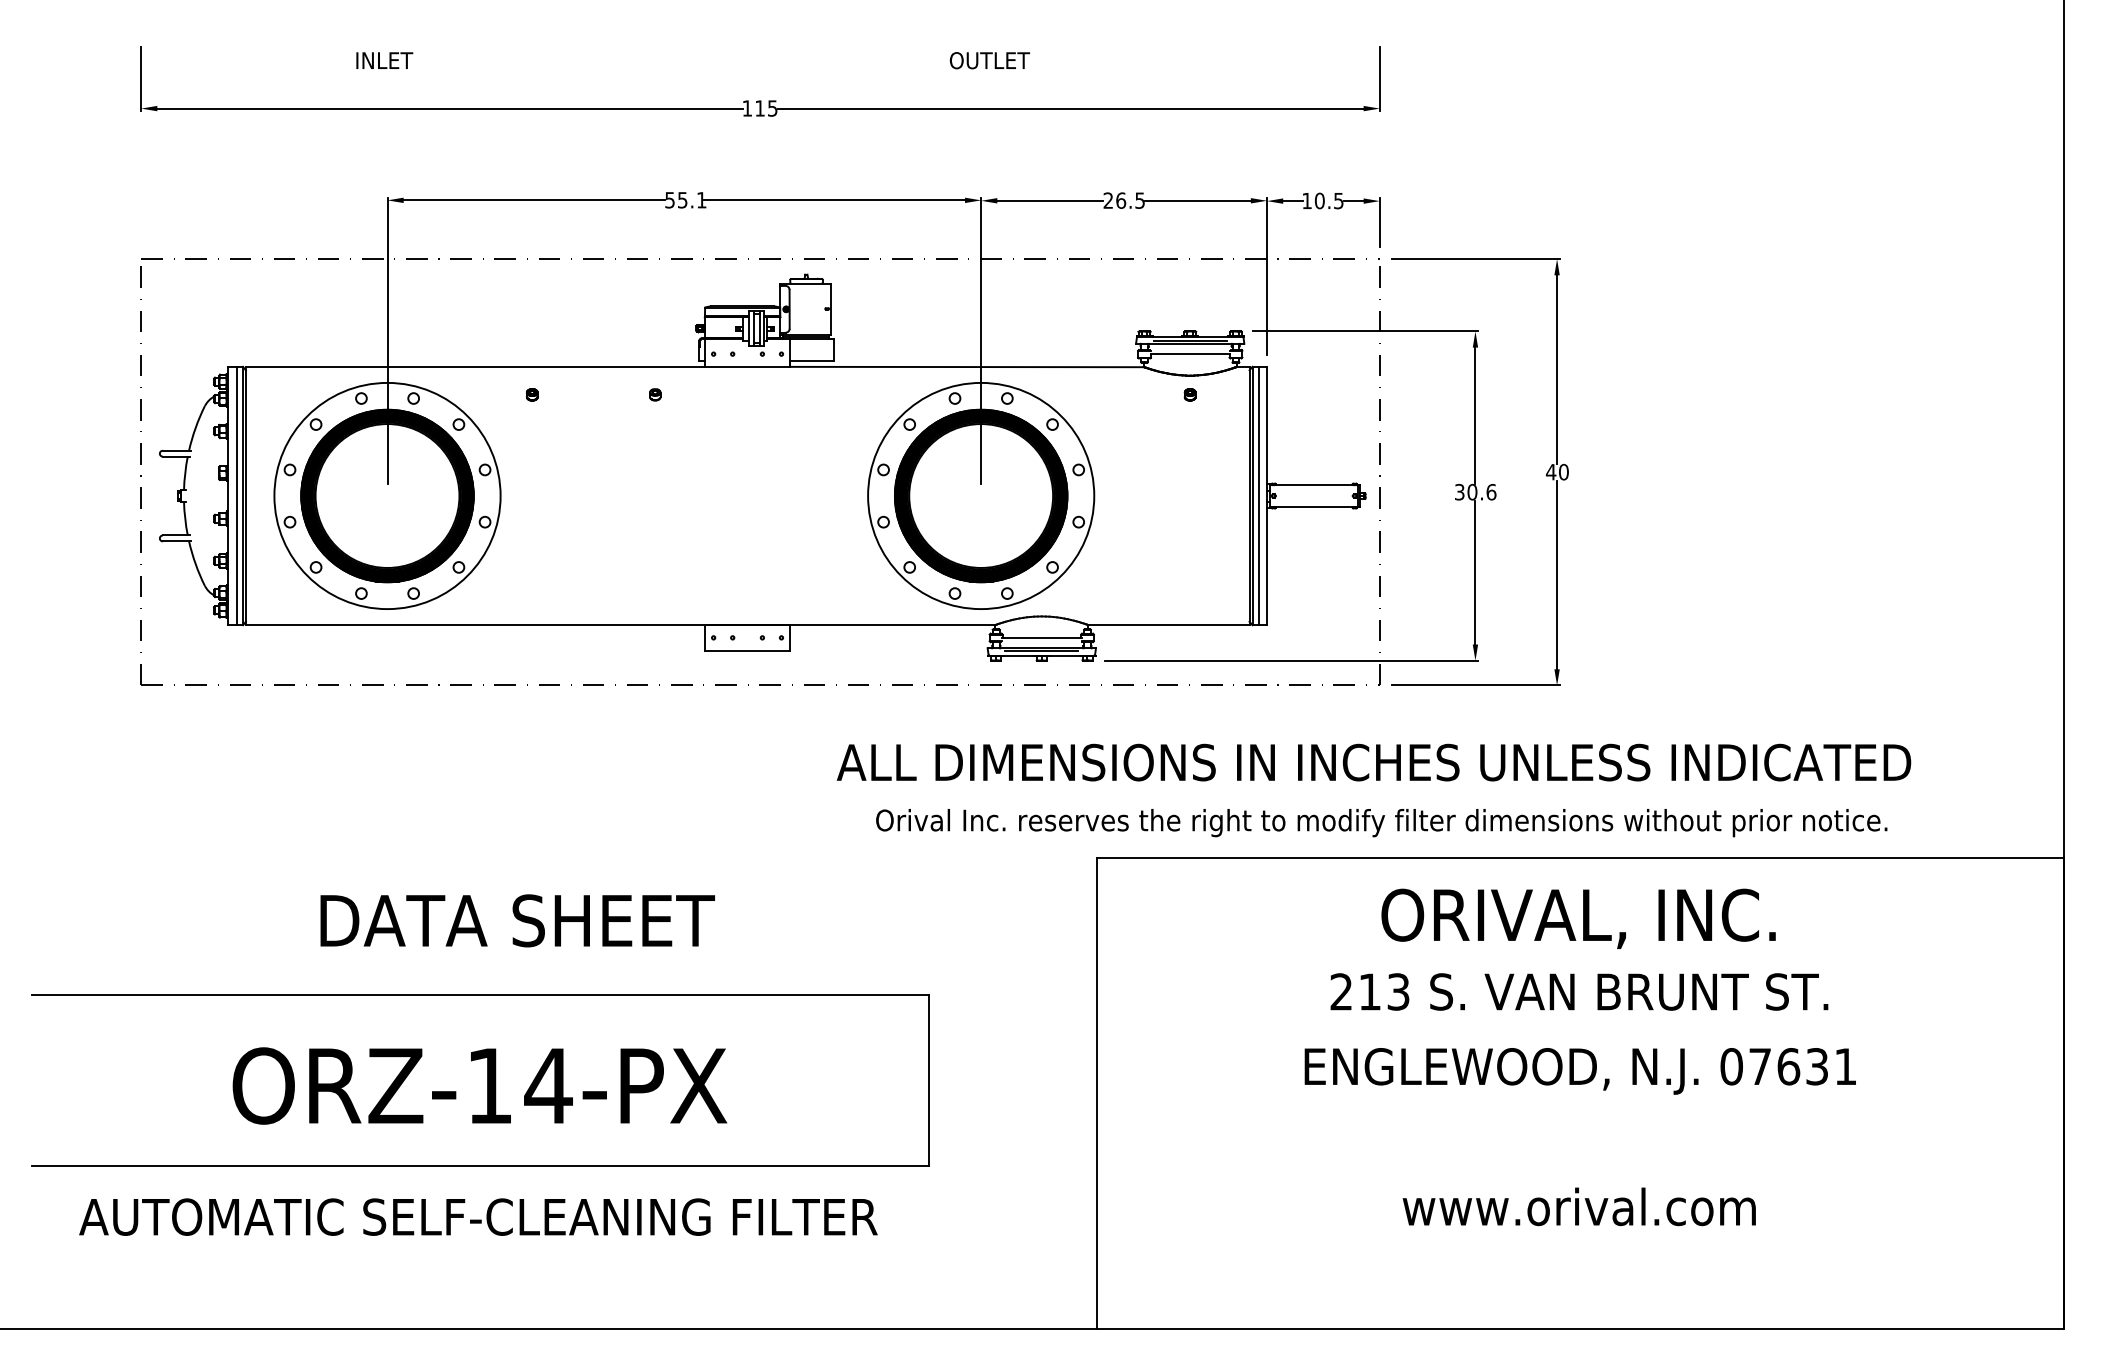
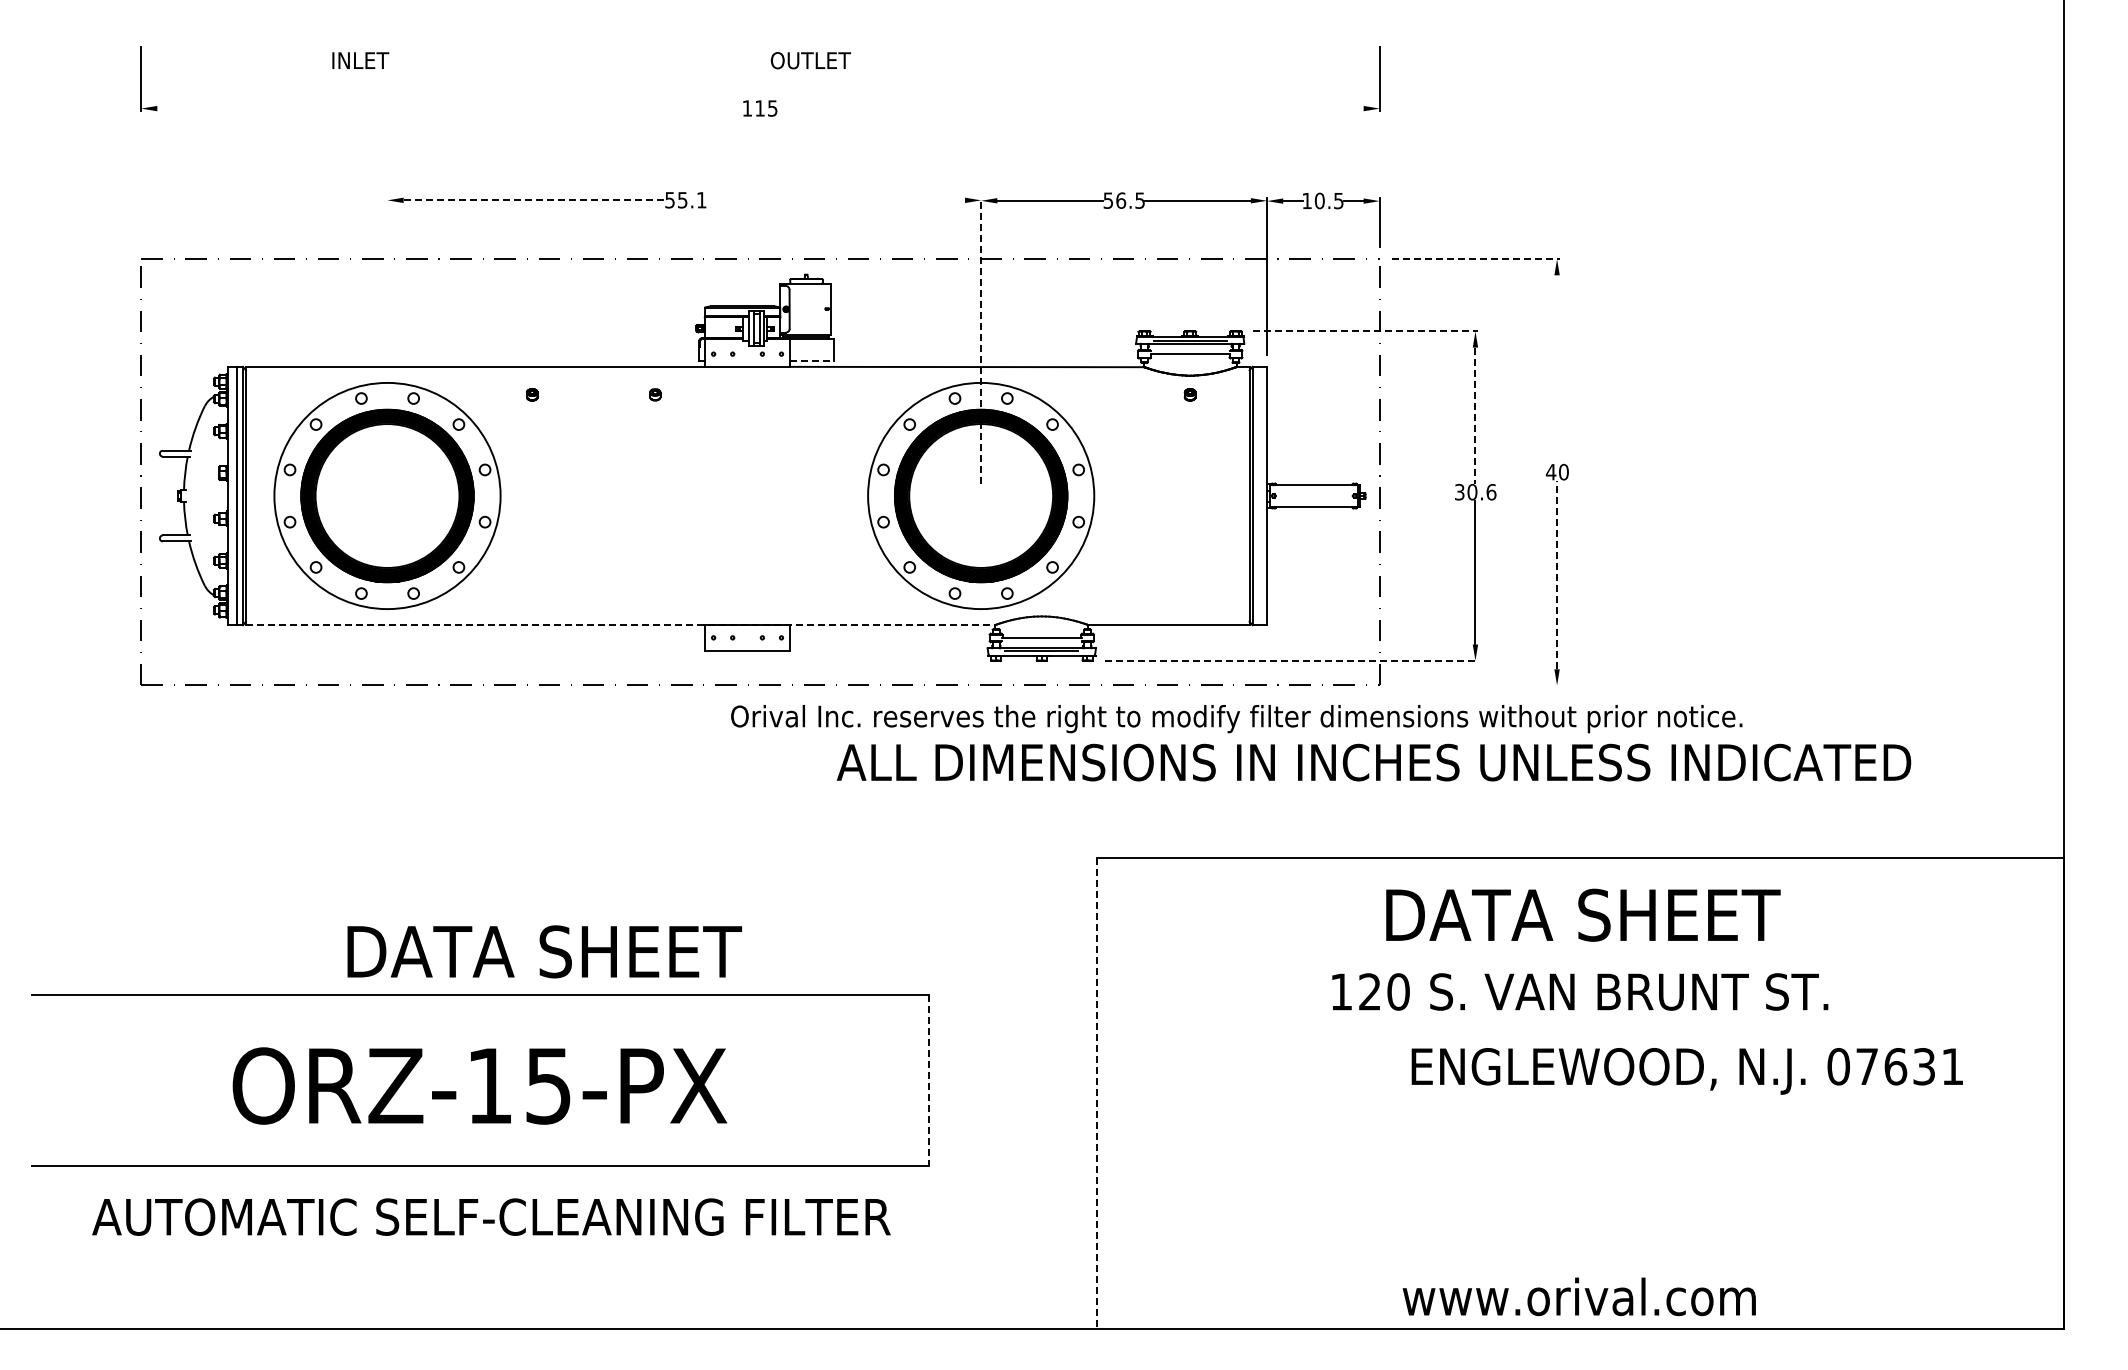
text position: (384, 60) -> (360, 60) (360, 60)
text position: (989, 60) -> (810, 60) (810, 60)
line: present -> none (449, 108)
line: present -> none (1070, 108)
line: solid -> dashed (534, 200)
line: present -> none (834, 200)
text: 26.5 -> 56.5 (1107, 200)
line: solid -> dashed (1475, 259)
line: solid -> dashed (1366, 331)
line: present -> none (387, 340)
line: solid -> dashed (981, 340)
line: solid -> dashed (811, 360)
line: present -> none (1557, 369)
line: solid -> dashed (1475, 416)
line: present -> none (1258, 495)
line: solid -> dashed (1557, 574)
line: solid -> dashed (620, 625)
line: solid -> dashed (1291, 660)
line: present -> none (1475, 685)
text position: (1381, 823) -> (1236, 719) (1236, 719)
text: ORIVAL, INC. -> DATA SHEET (1580, 918)
text position: (517, 920) -> (544, 951) (544, 951)
text: 213 -> 120 (1369, 991)
text position: (1579, 1071) -> (1686, 1071) (1686, 1071)
line: solid -> dashed (929, 1081)
text: ORZ-14-PX -> ORZ-15-PX (548, 1086)
line: solid -> dashed (1096, 1094)
text position: (1578, 1206) -> (1578, 1296) (1578, 1296)
text position: (478, 1216) -> (491, 1216) (491, 1216)
